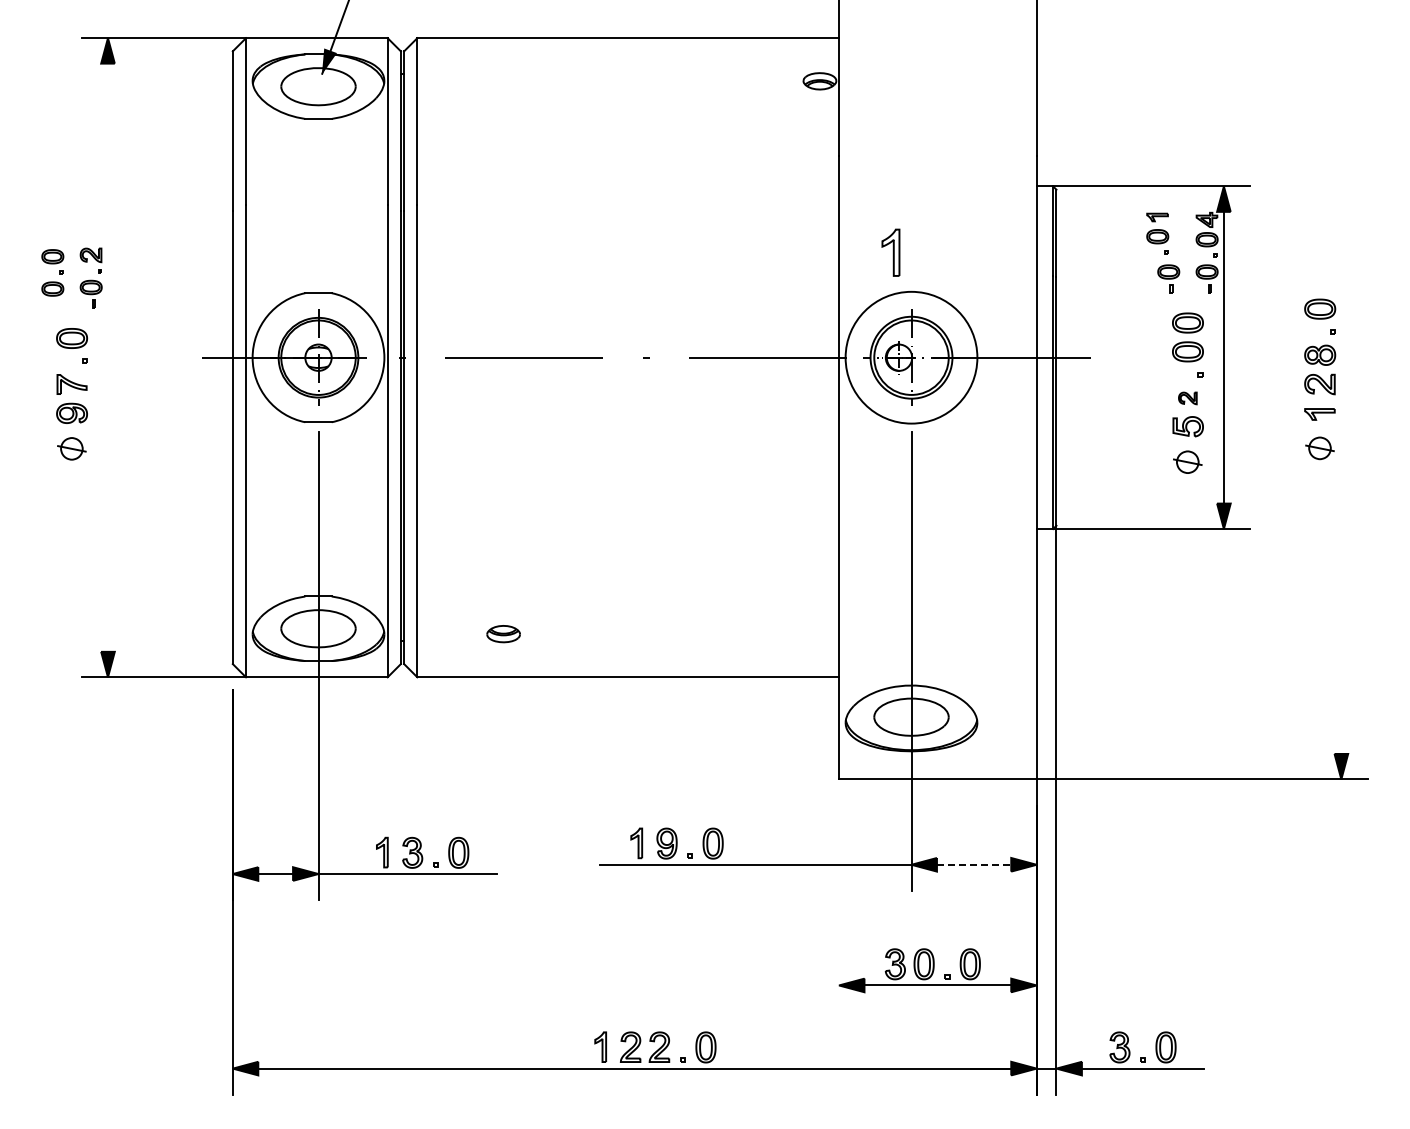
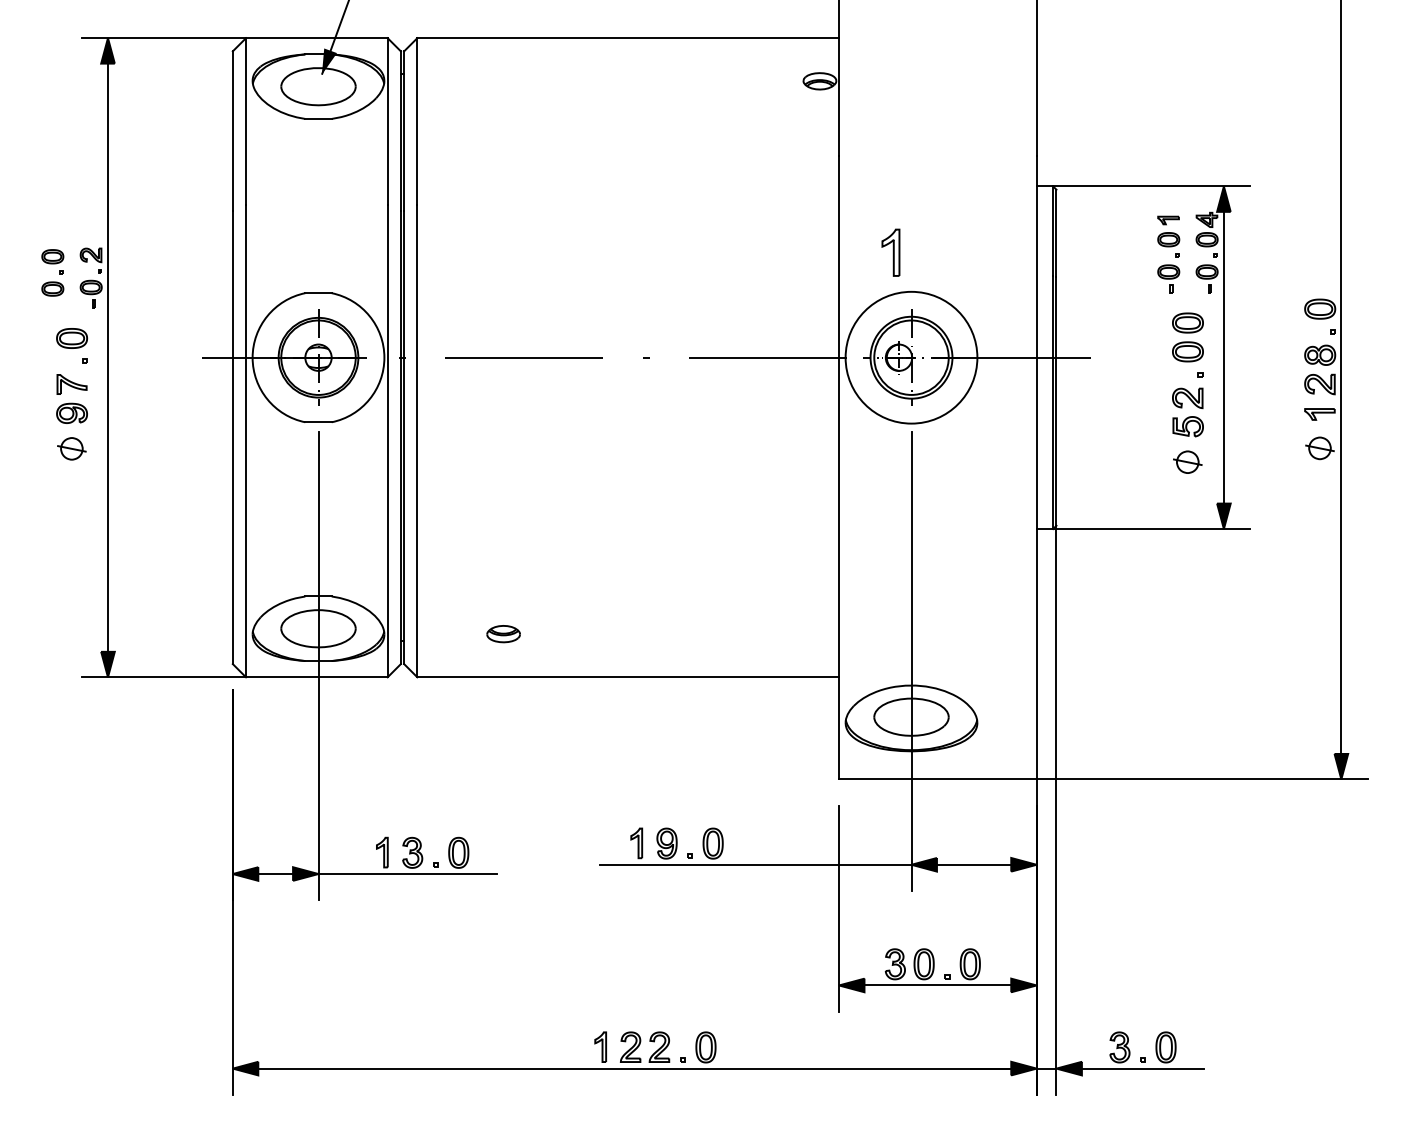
part position: (1157, 233) -> (1168, 236) (1168, 236)
line: none -> present (108, 357)
line: none -> present (1341, 377)
part size: 20x15 px -> 32x23 px (1187, 398)
line: dashed -> solid (974, 864)
line: none -> present (839, 908)
